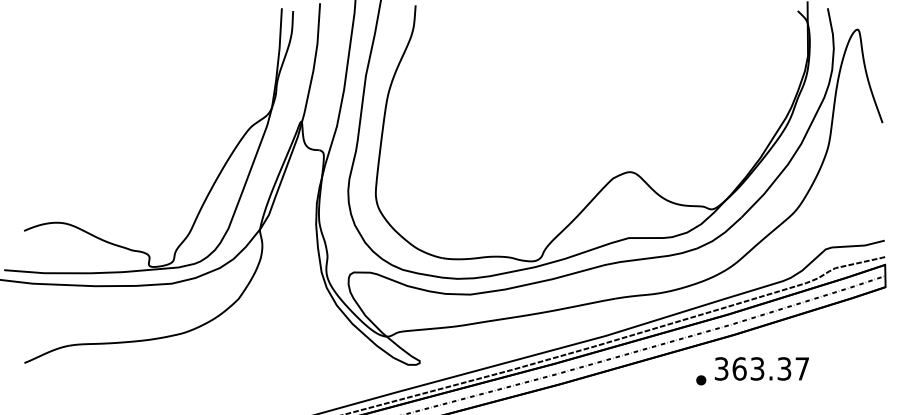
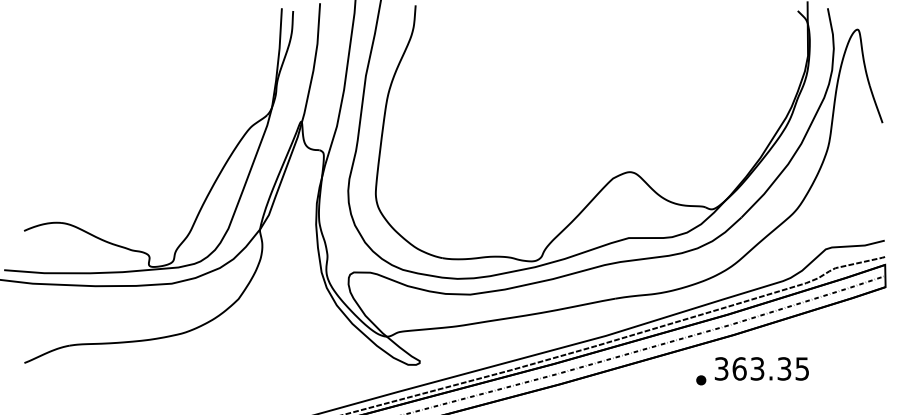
text: 363.37 -> 363.35 (801, 368)
